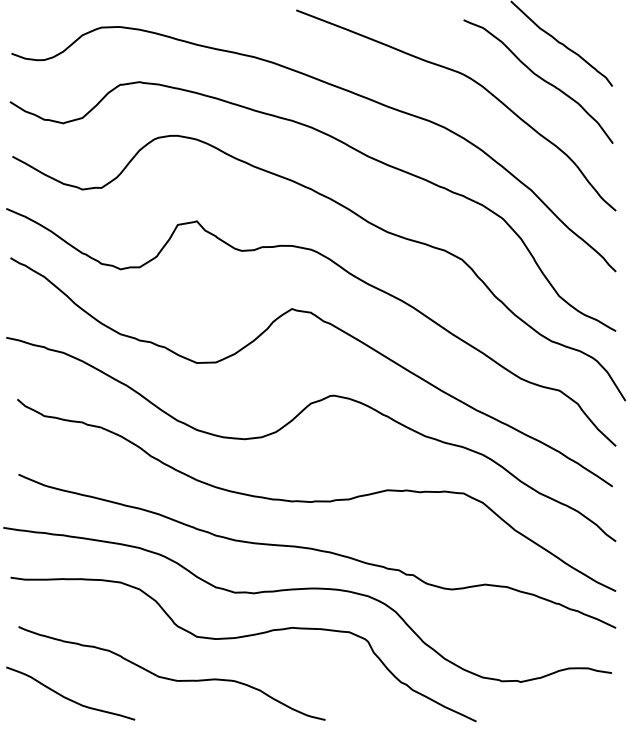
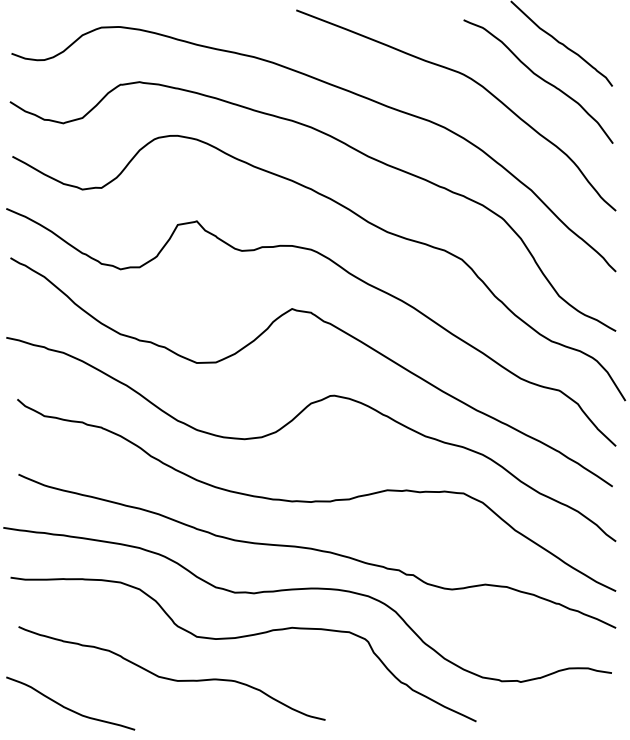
curve position: (67, 697) -> (67, 707) (67, 707)
